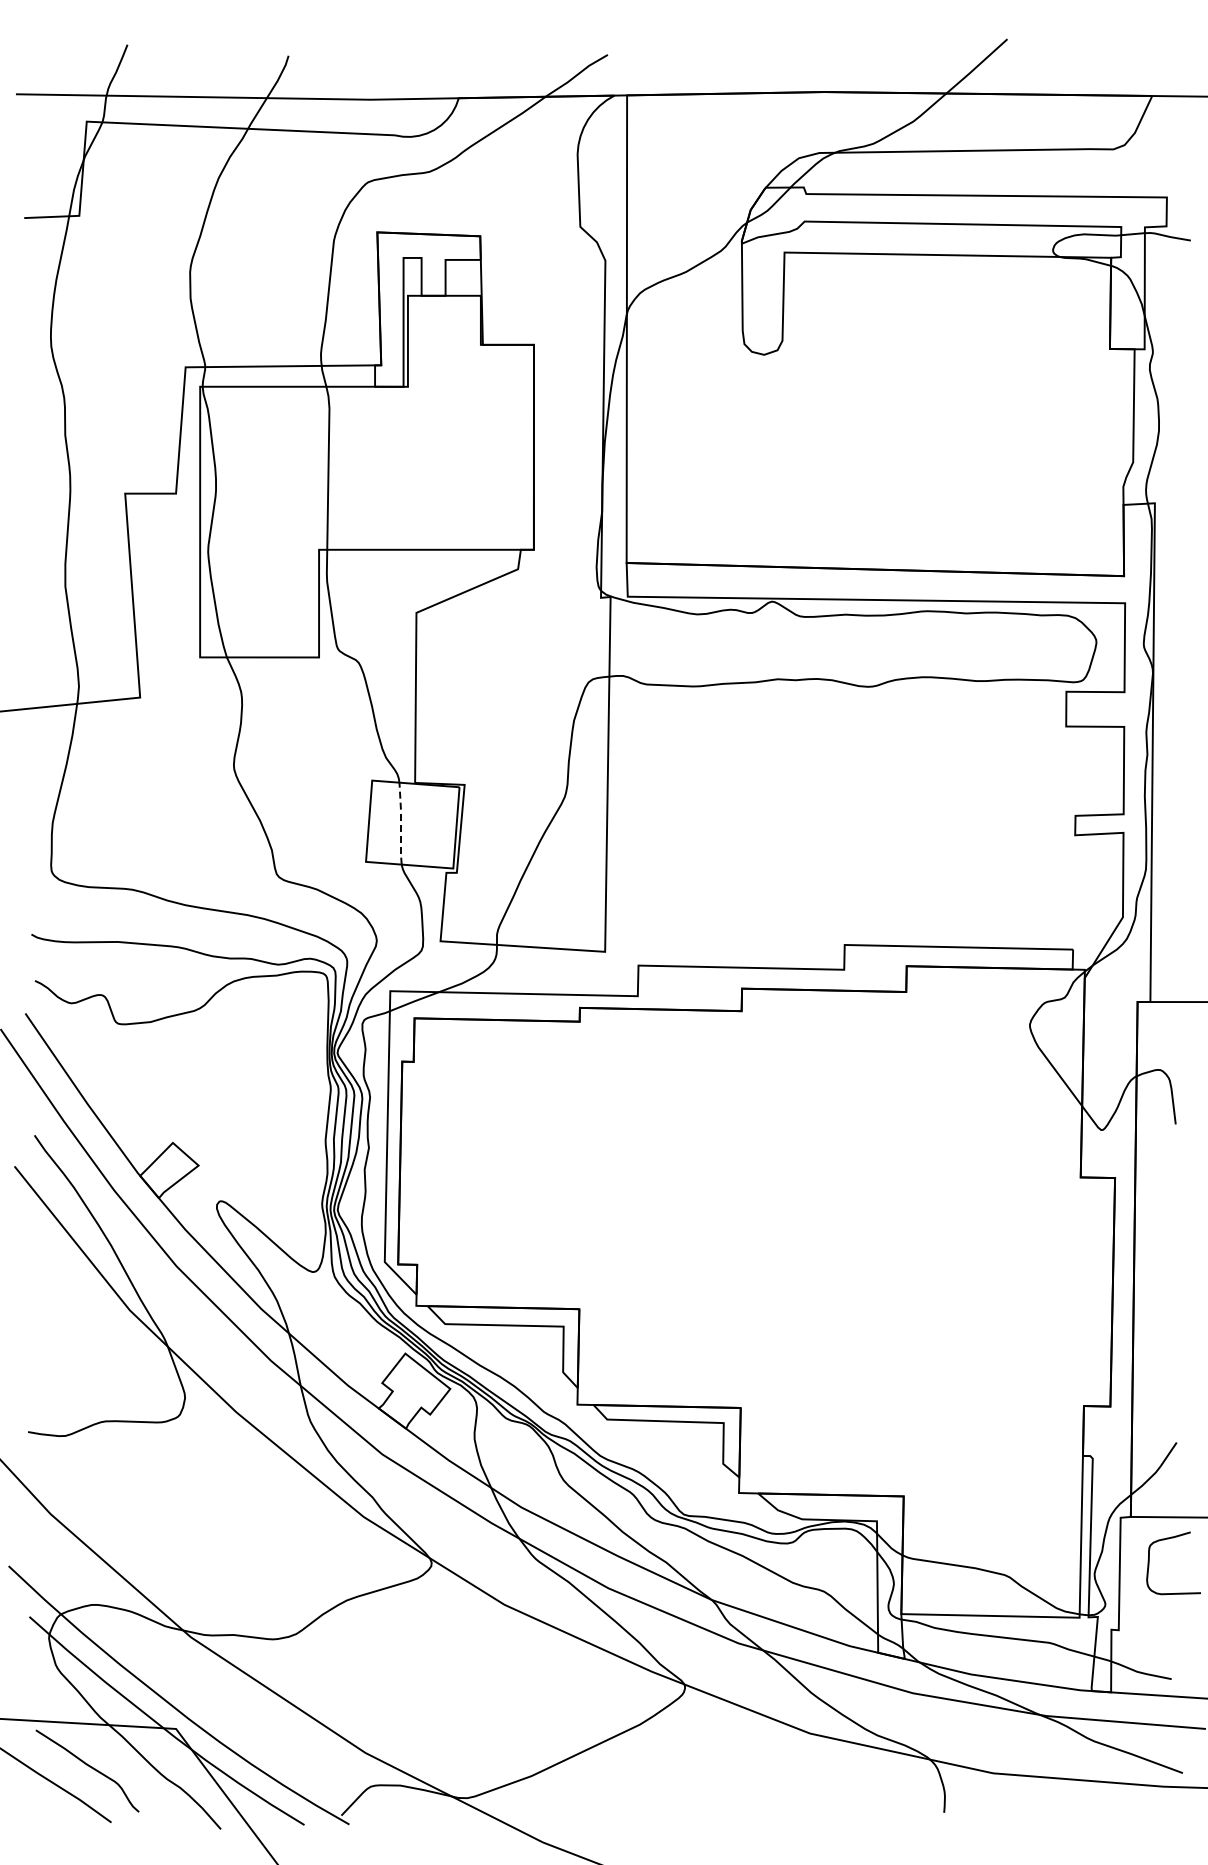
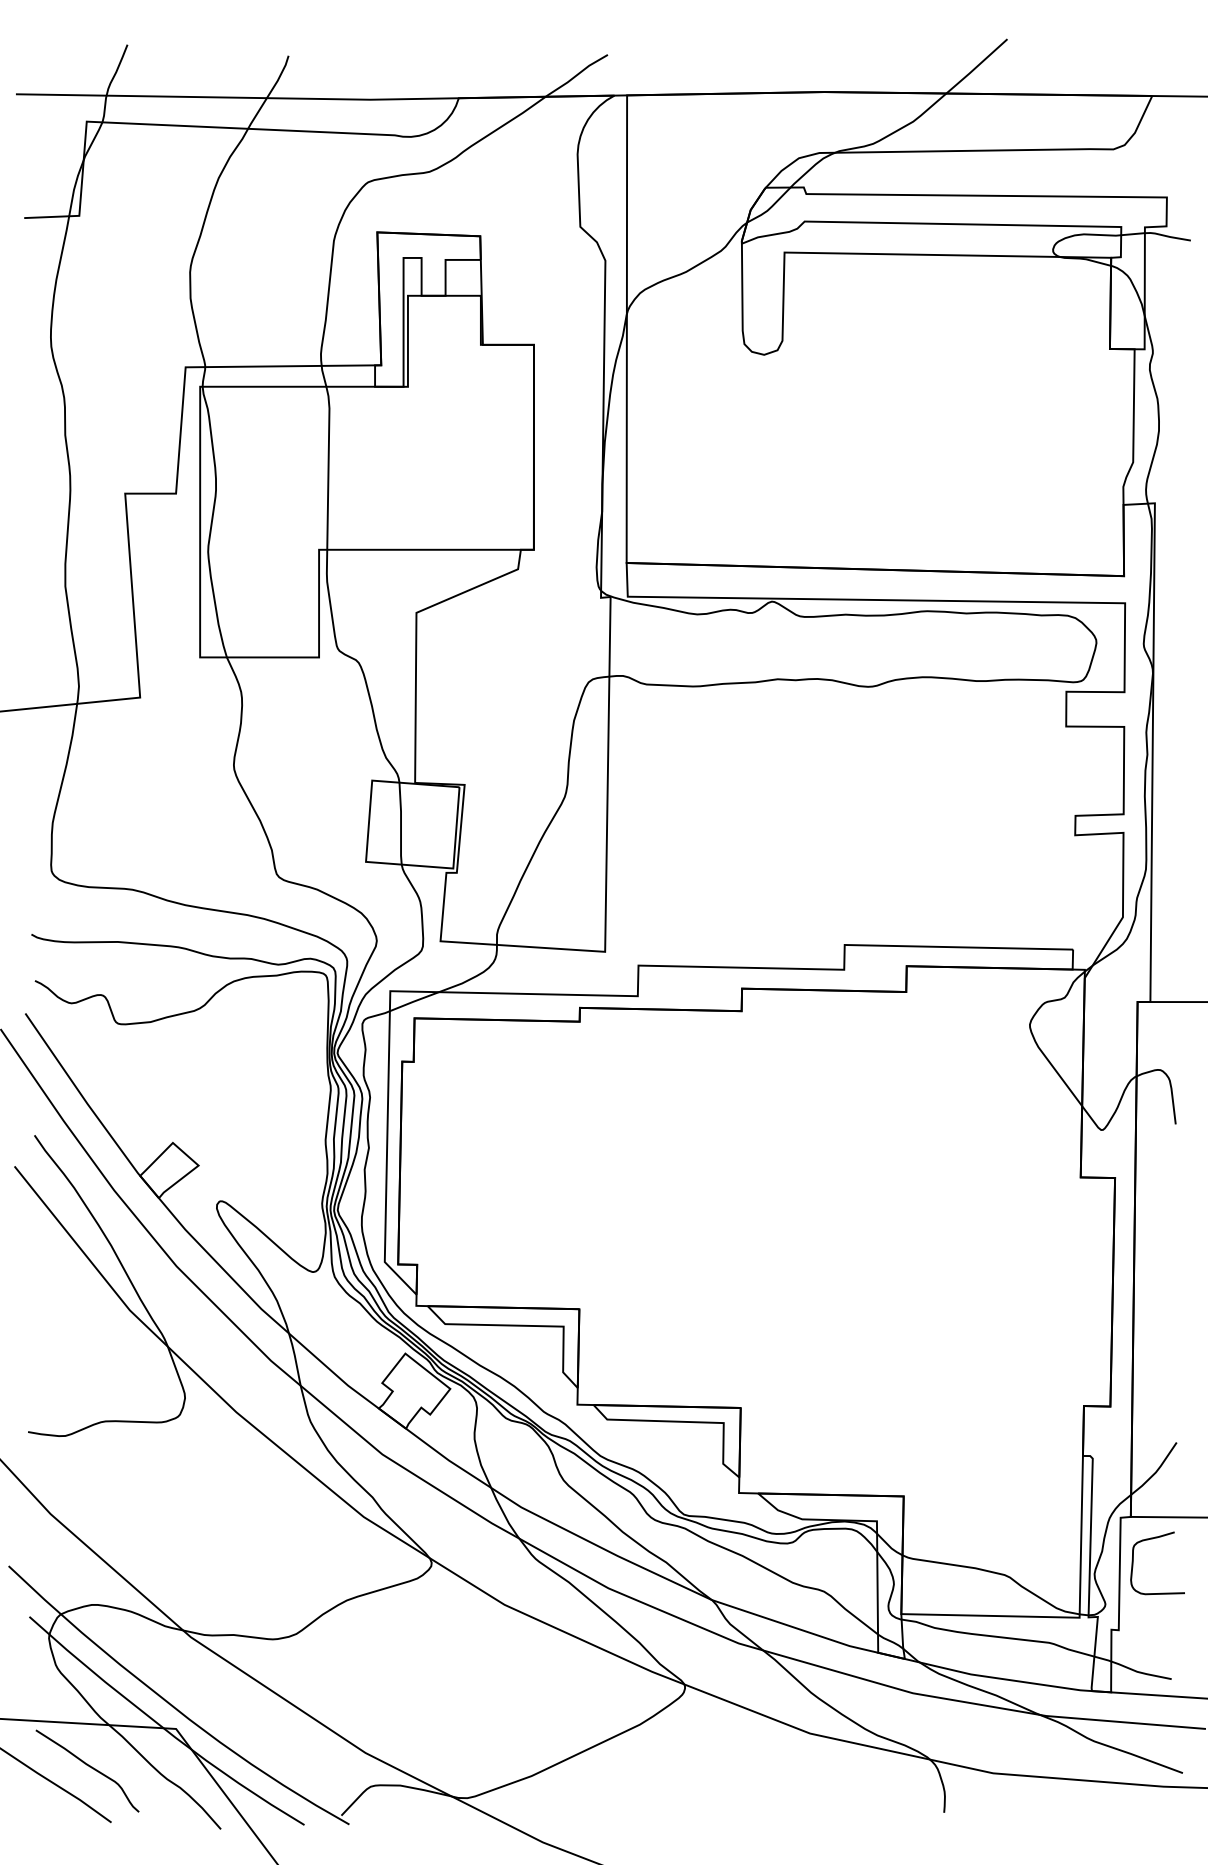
line: dashed -> solid (401, 823)
curve position: (1149, 1563) -> (1133, 1563) (1133, 1563)
